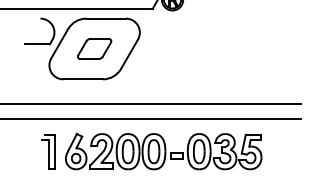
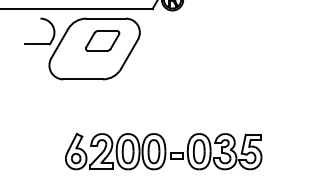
part position: (94, 48) -> (102, 40) (102, 40)
line: present -> none (151, 103)
line: present -> none (151, 119)
part: present -> none (48, 151)
